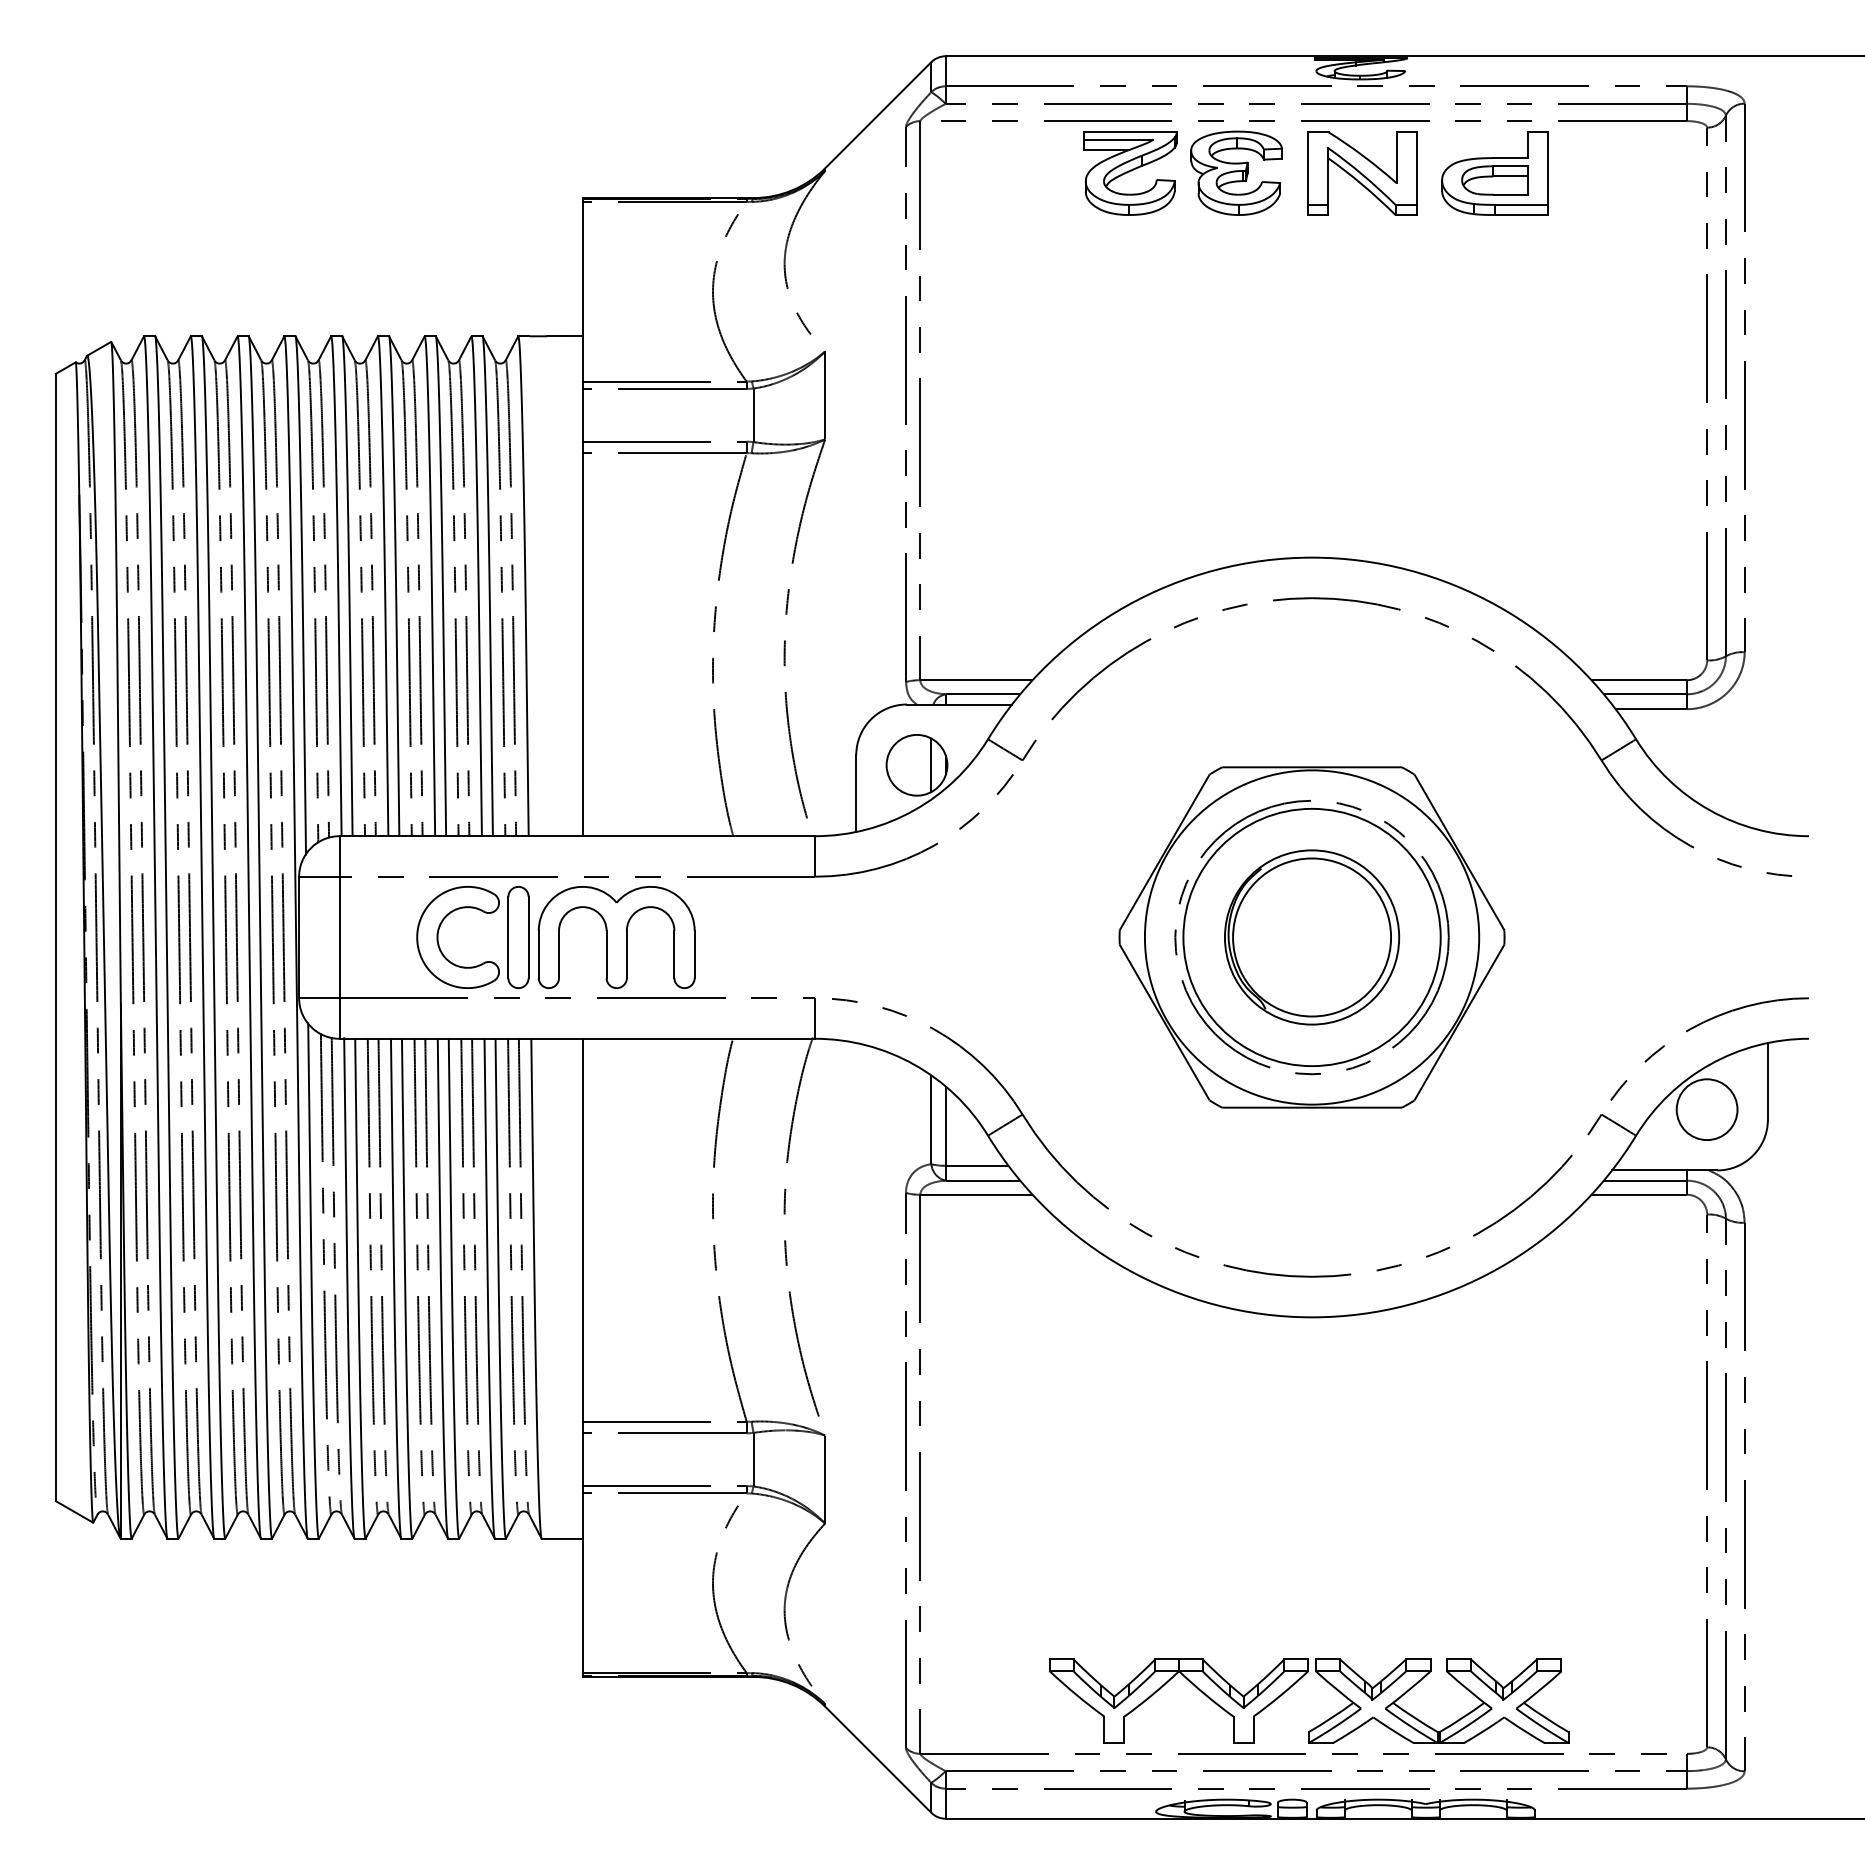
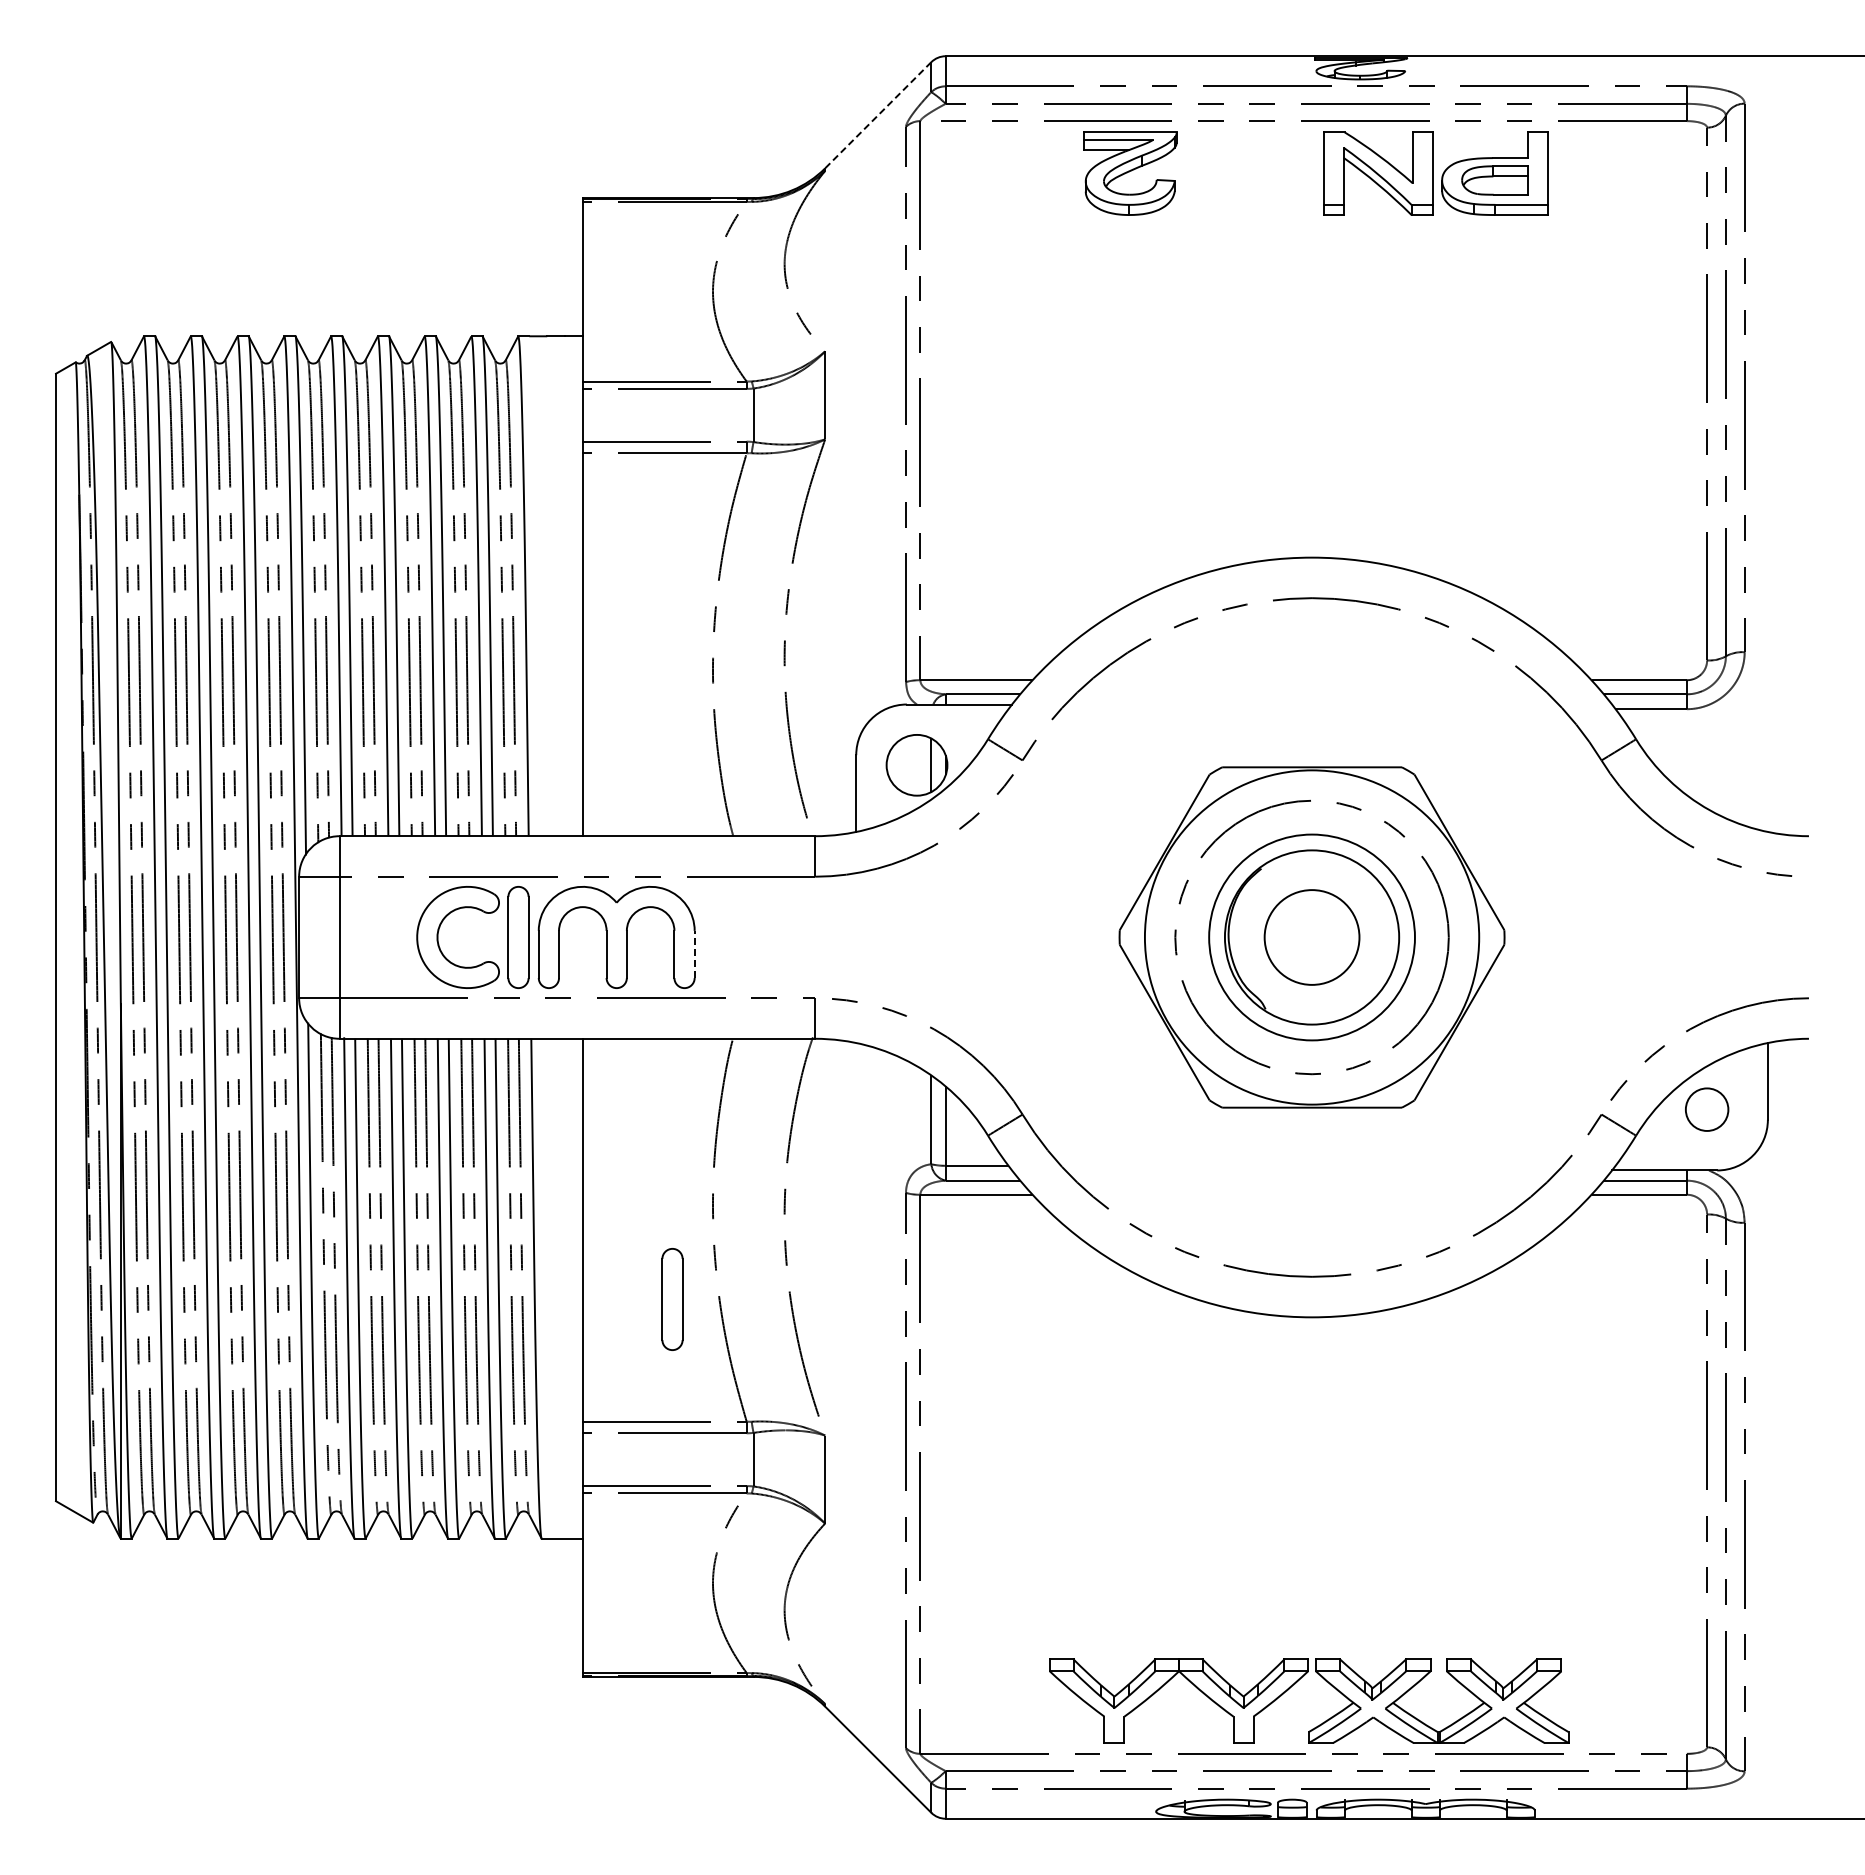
line: solid -> dashed (877, 115)
part: present -> none (1236, 172)
part position: (1362, 173) -> (1378, 173) (1378, 173)
circle diameter: 257 px -> 206 px (1311, 937)
circle diameter: 158 px -> 95 px (1311, 937)
line: solid -> dashed (694, 954)
circle diameter: 61 px -> 43 px (1706, 1109)
part: none -> present (672, 1299)
